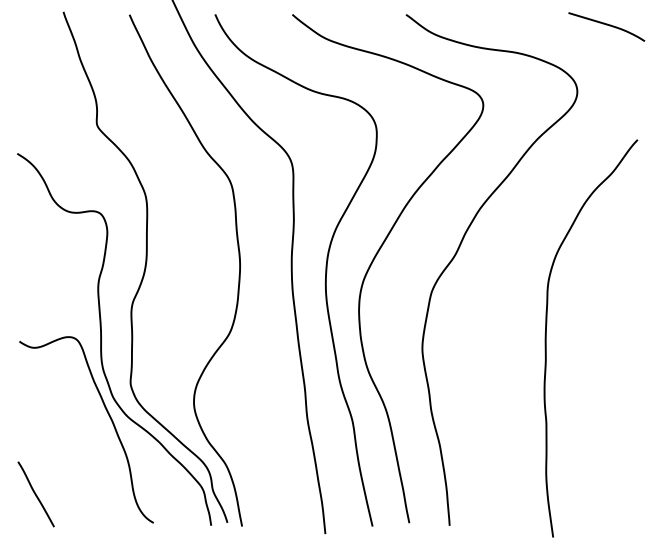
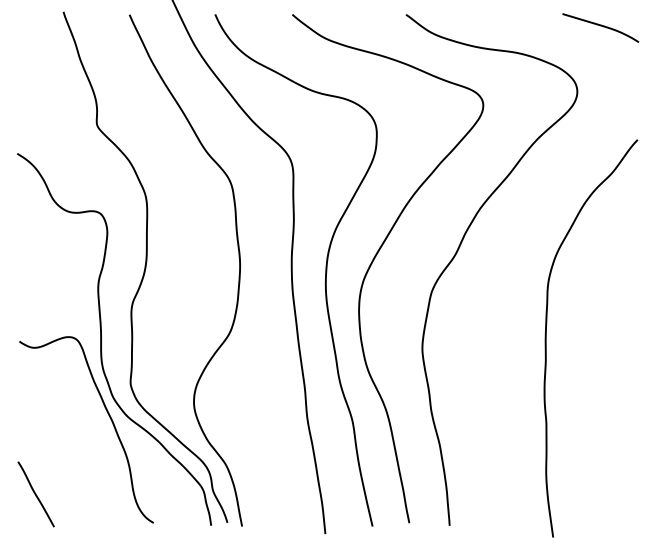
curve position: (606, 25) -> (600, 26) (600, 26)
